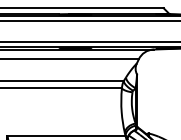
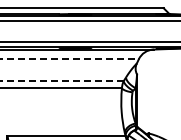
line: solid -> dashed (69, 59)
line: solid -> dashed (61, 81)
